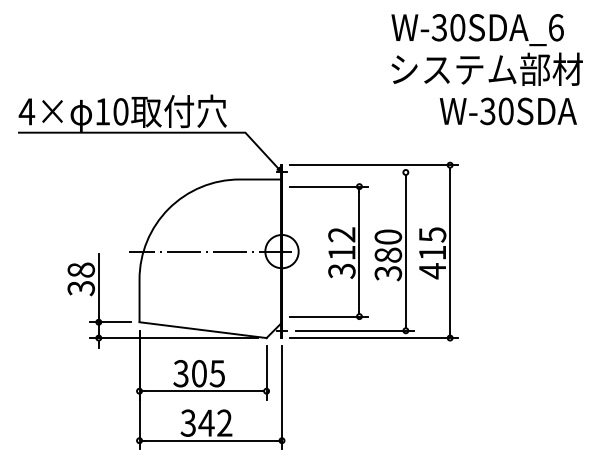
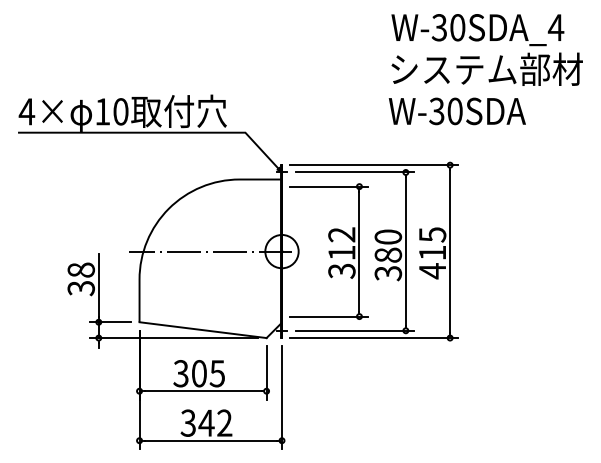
text: W-30SDA_6 -> W-30SDA_4 (555, 27)
text position: (507, 111) -> (456, 111) (456, 111)
line: none -> present (354, 172)
